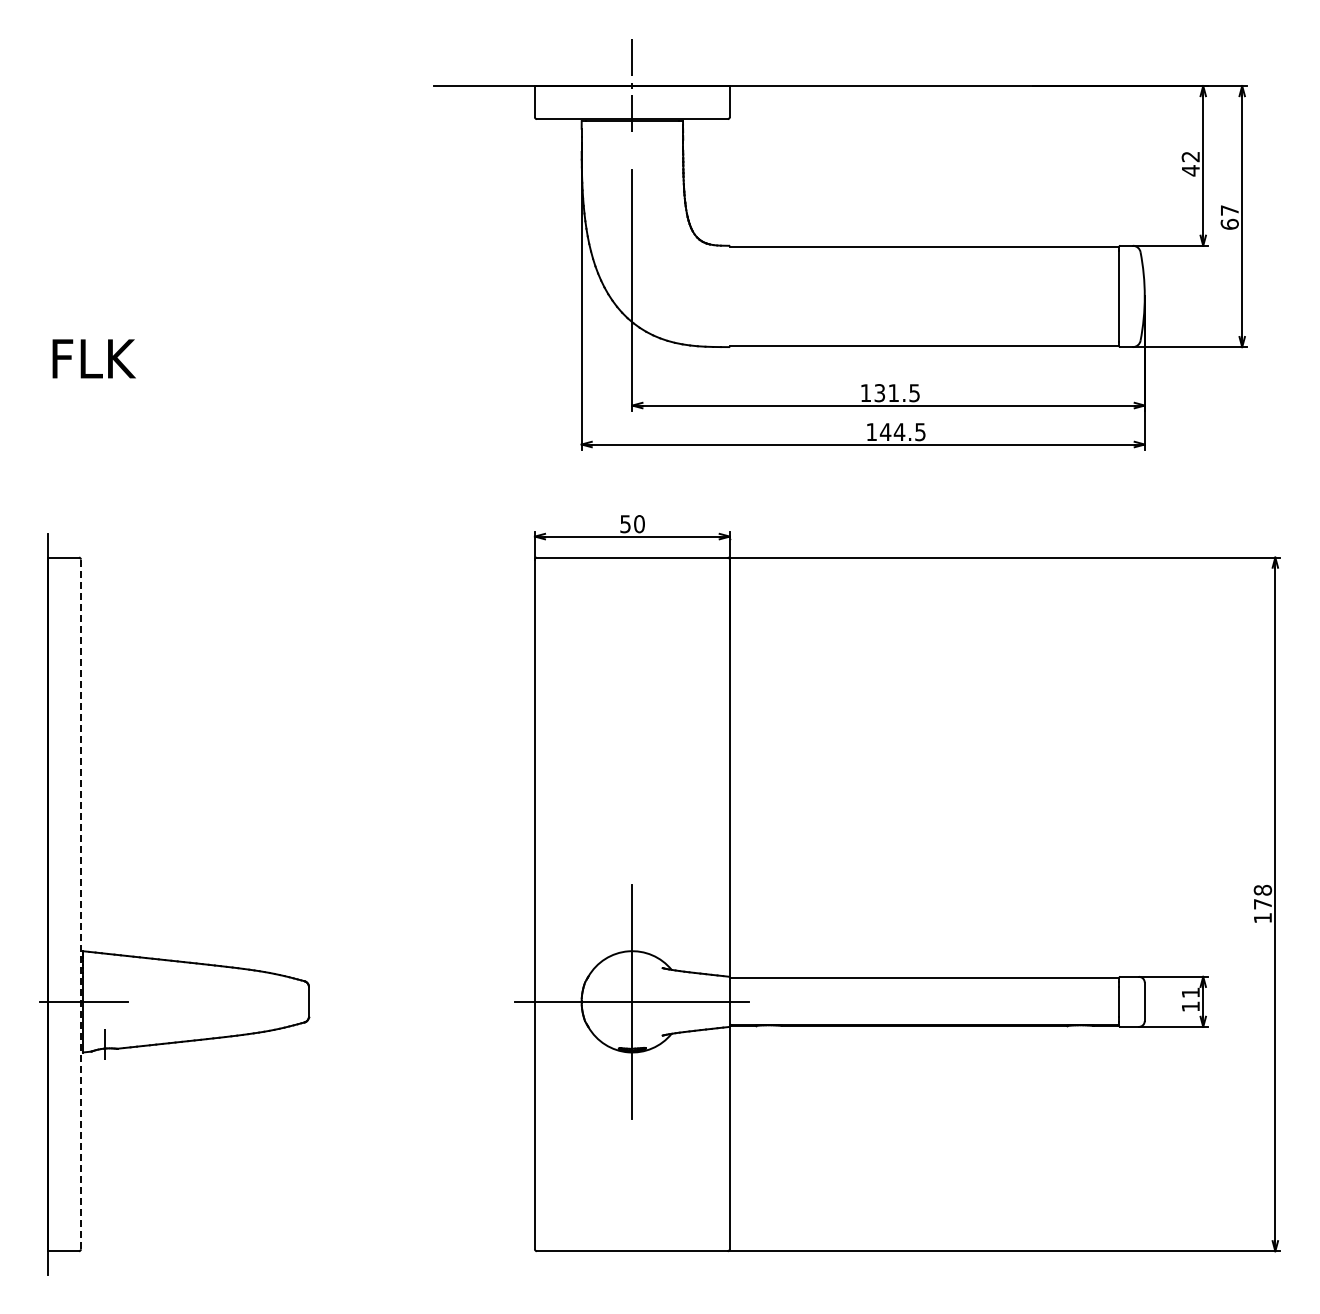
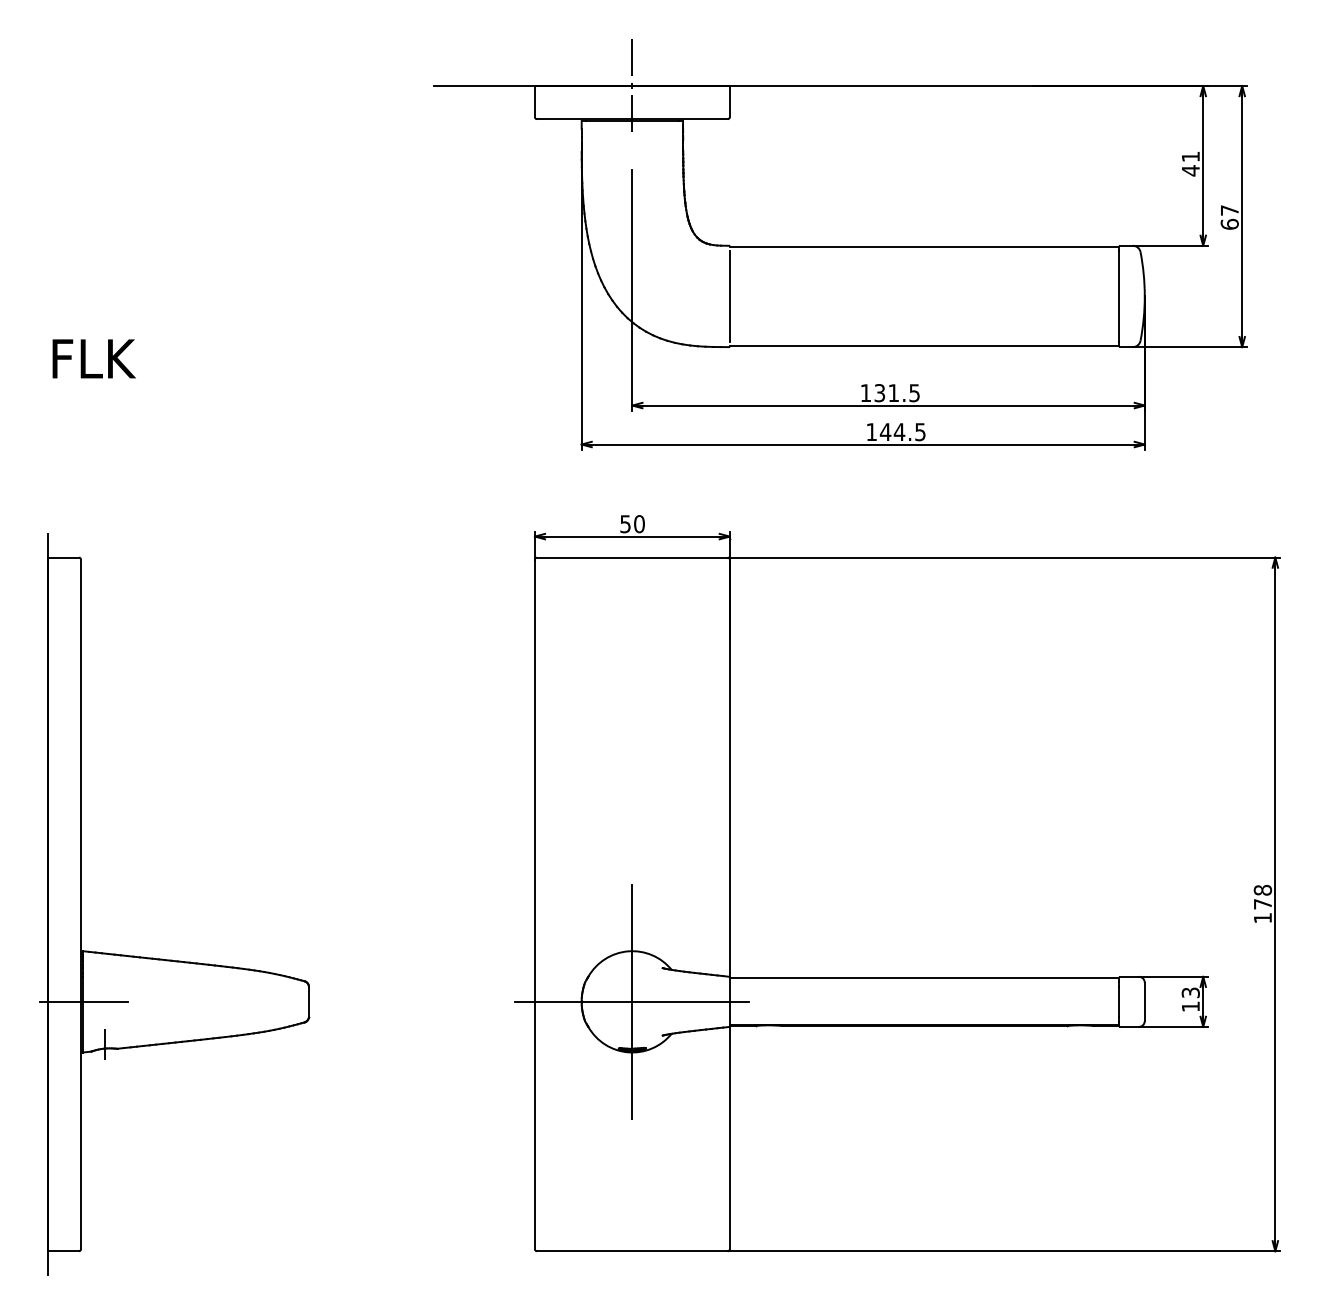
text: 42 -> 41 (1190, 156)
line: none -> present (729, 296)
line: dashed -> solid (80, 904)
text: 11 -> 13 (1190, 992)
